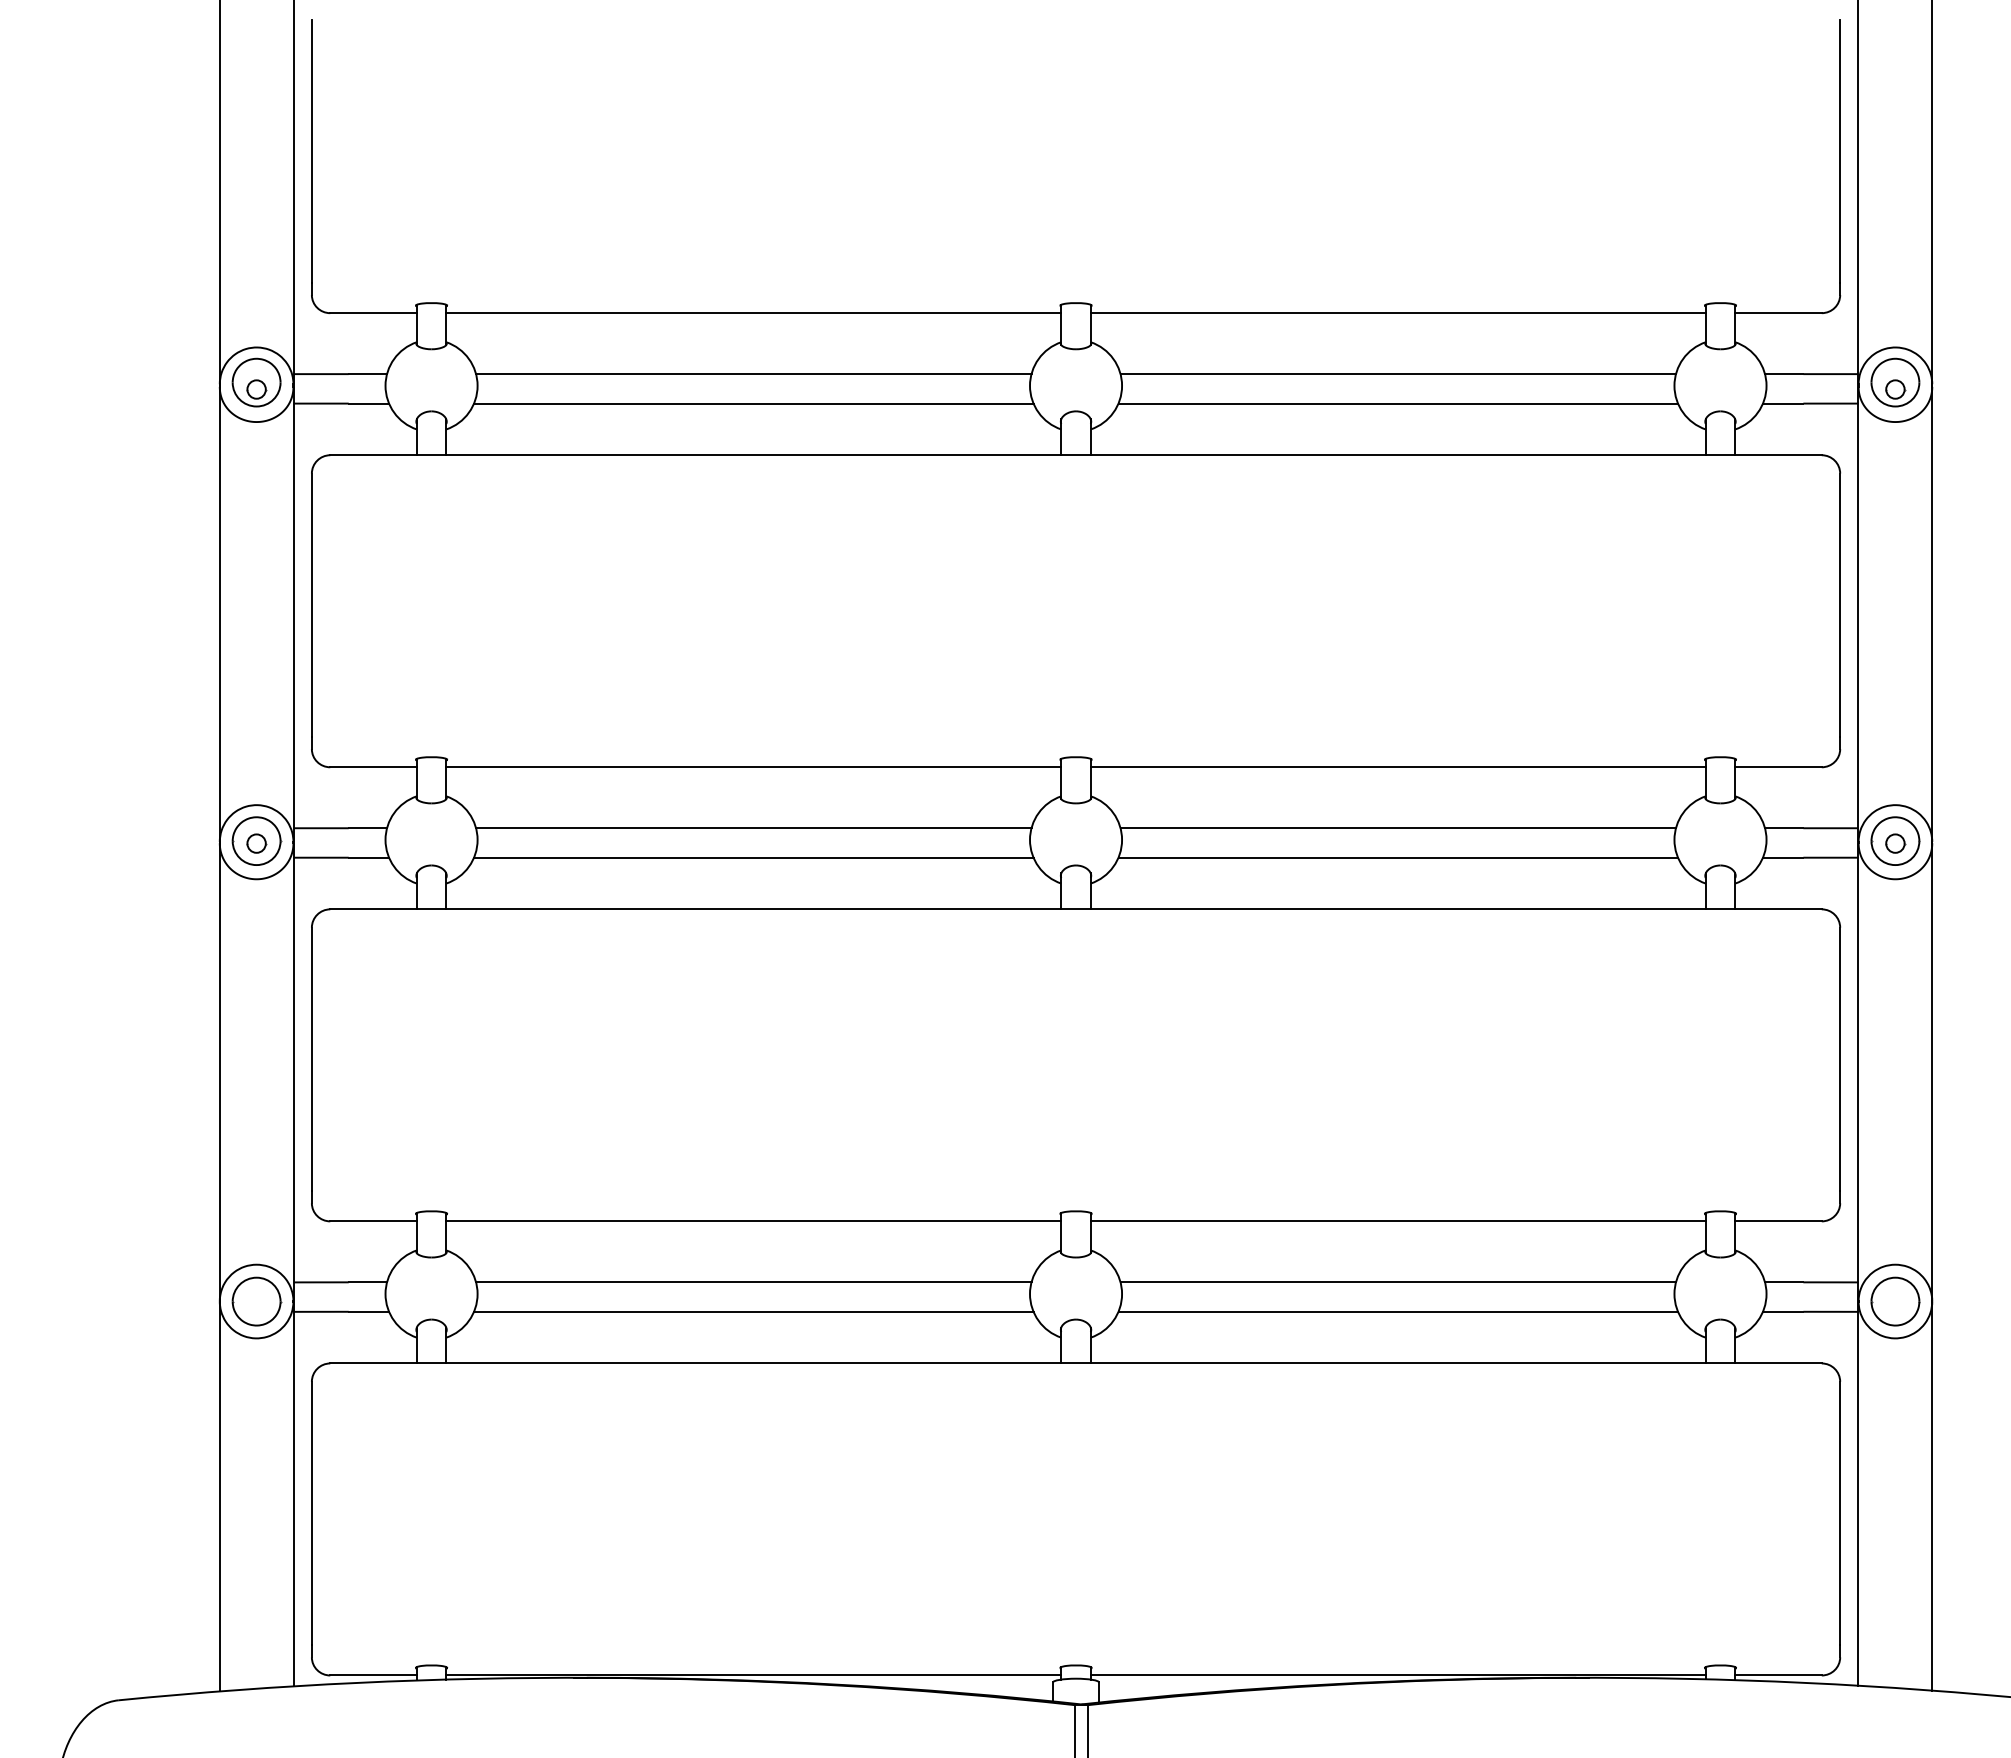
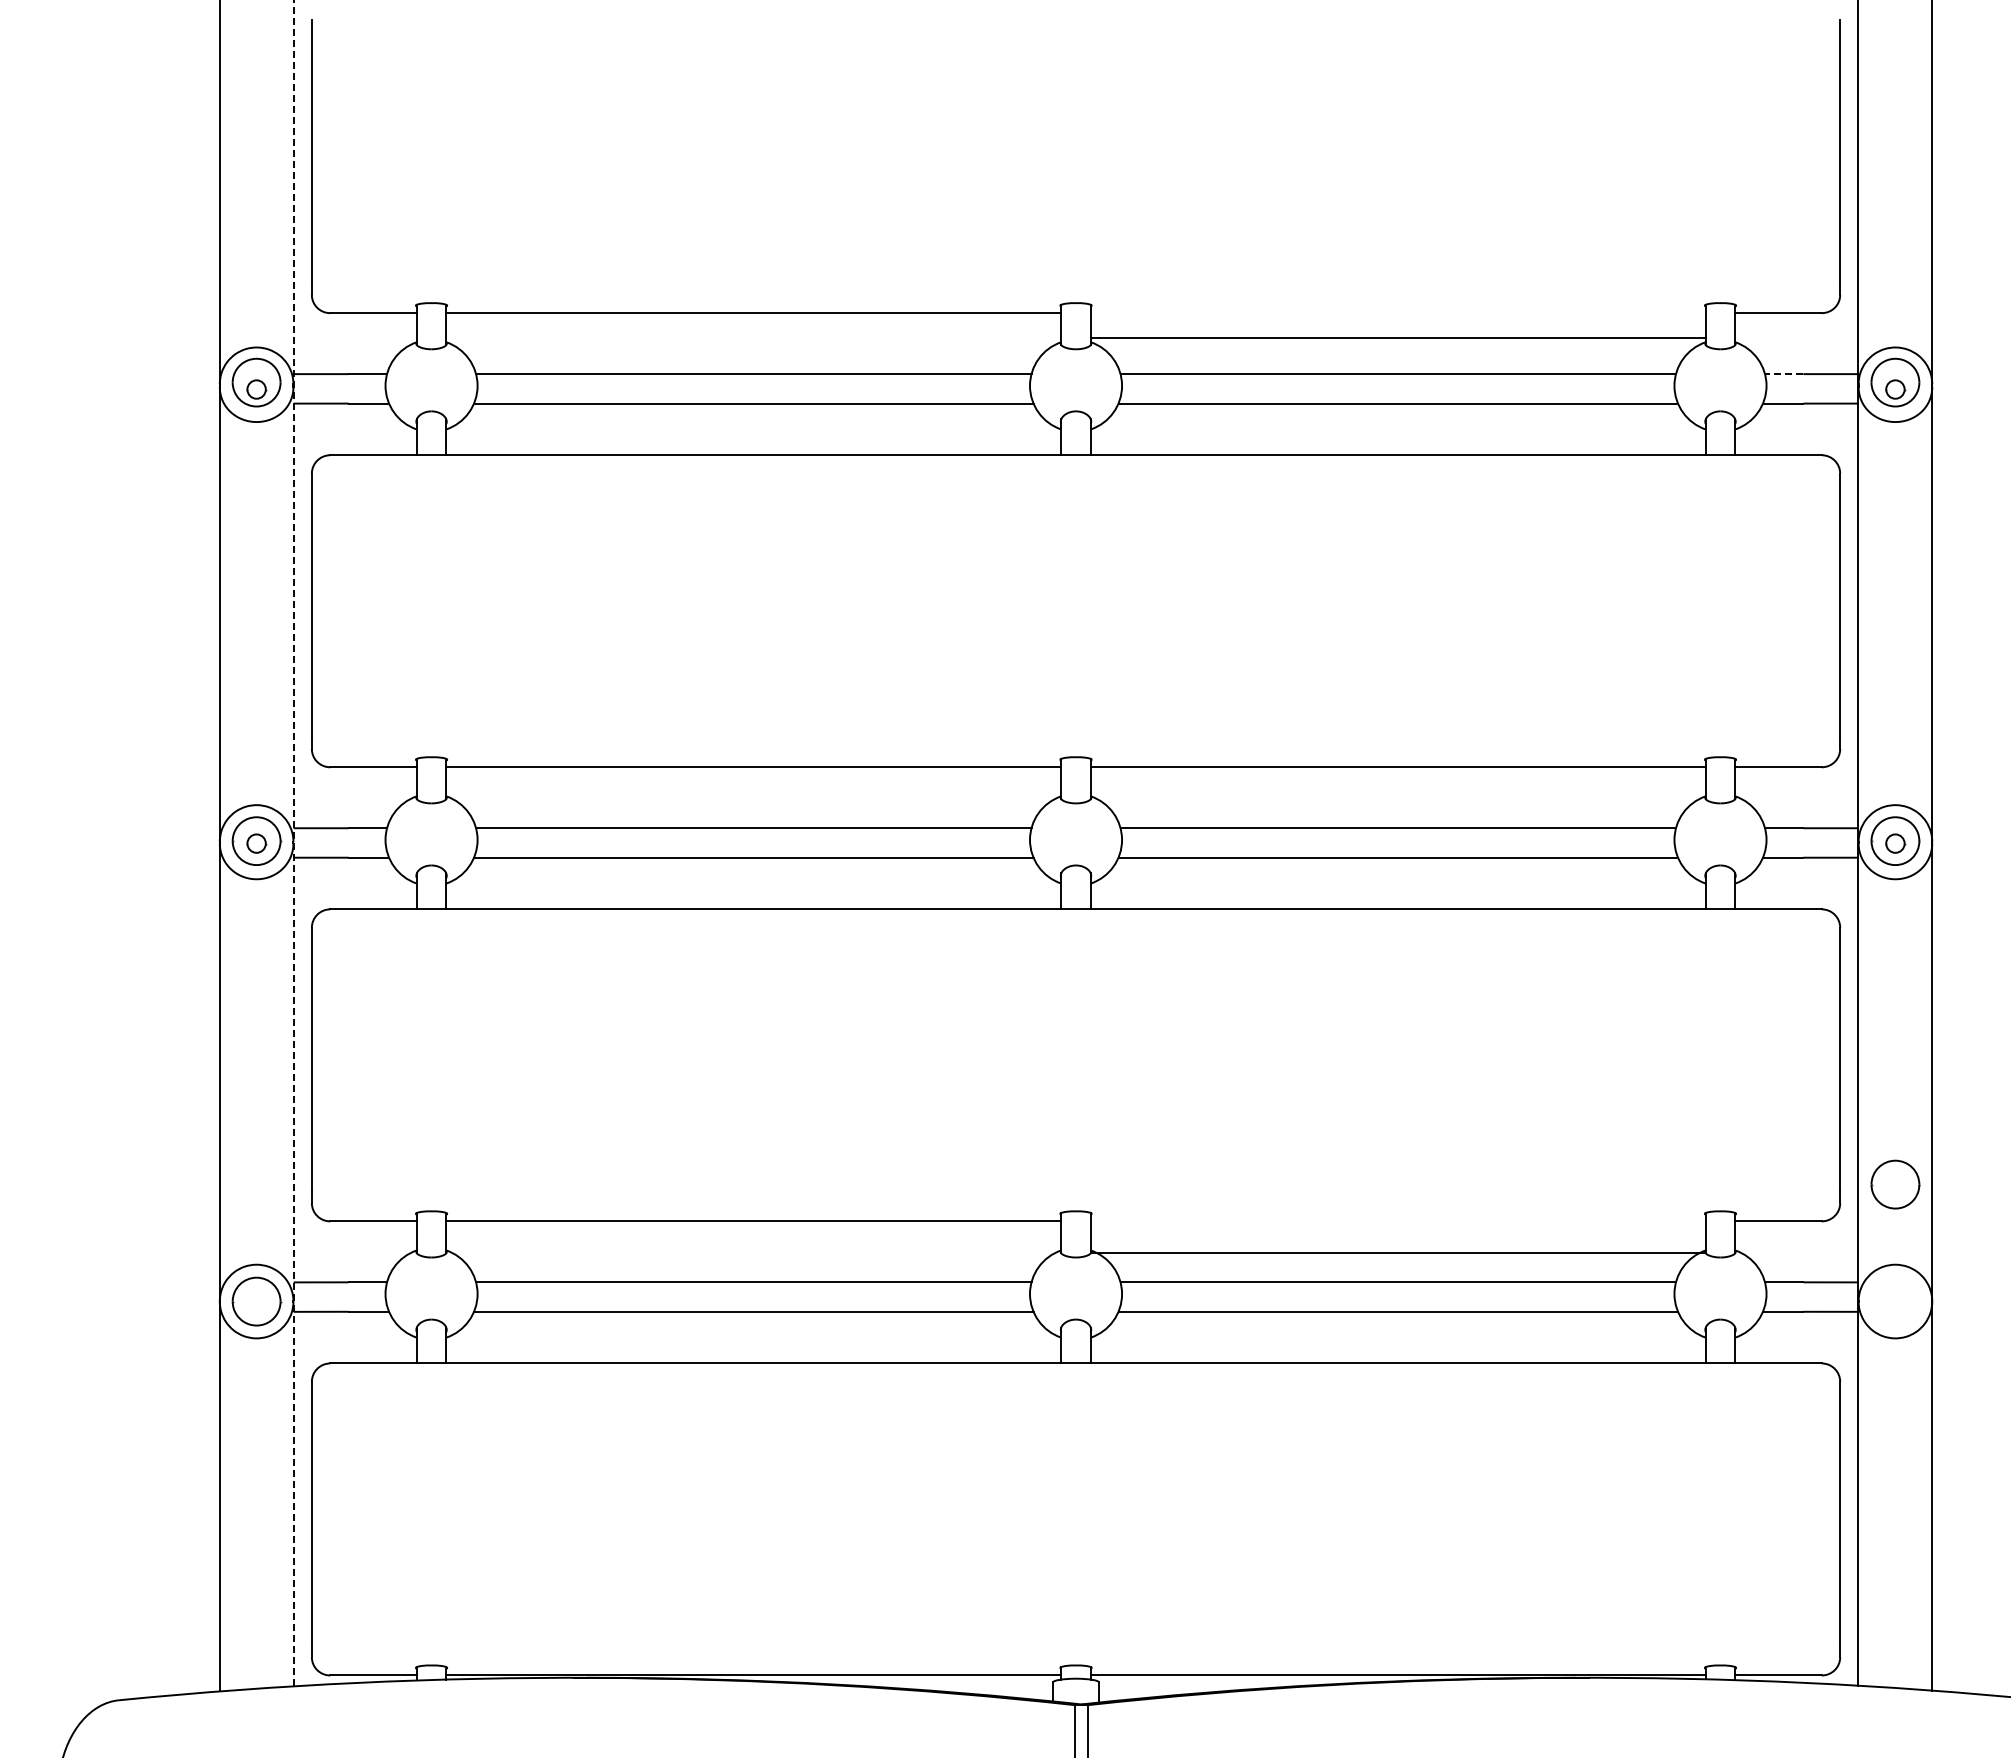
line position: (1397, 313) -> (1397, 338) (1397, 338)
line: solid -> dashed (1783, 374)
line: solid -> dashed (293, 843)
line position: (1397, 1221) -> (1397, 1253) (1397, 1253)
part position: (1895, 1301) -> (1895, 1184) (1895, 1184)
